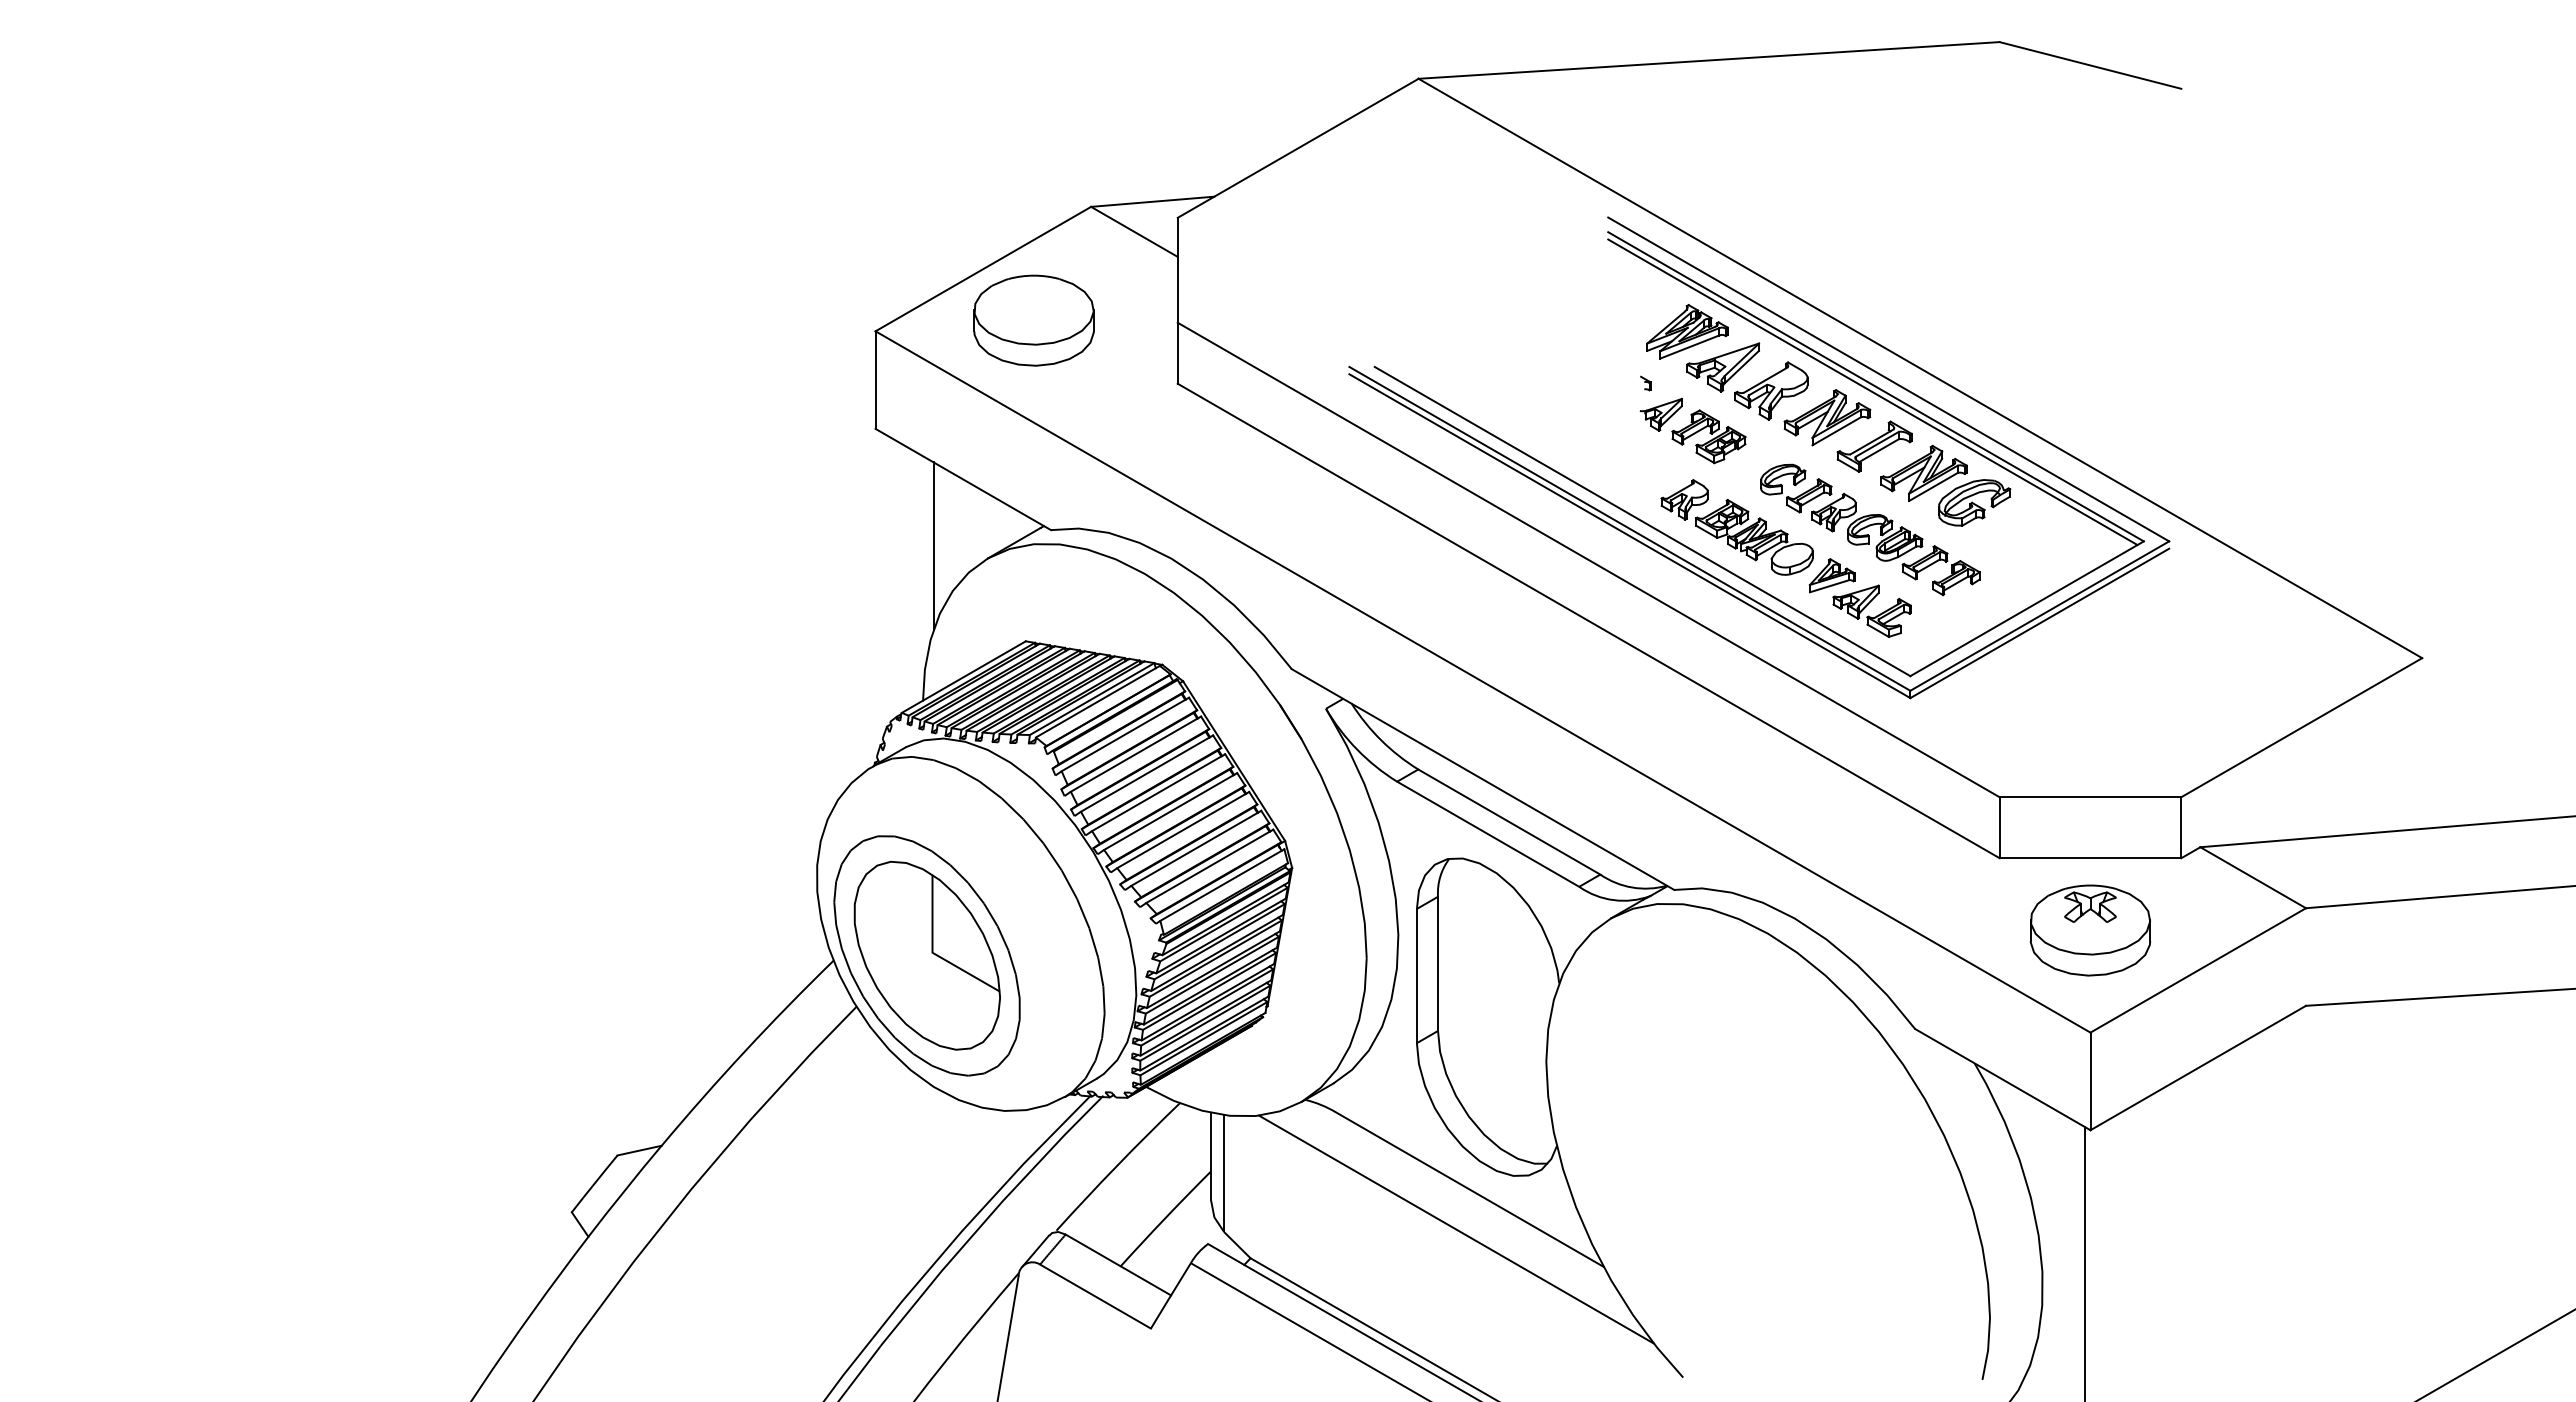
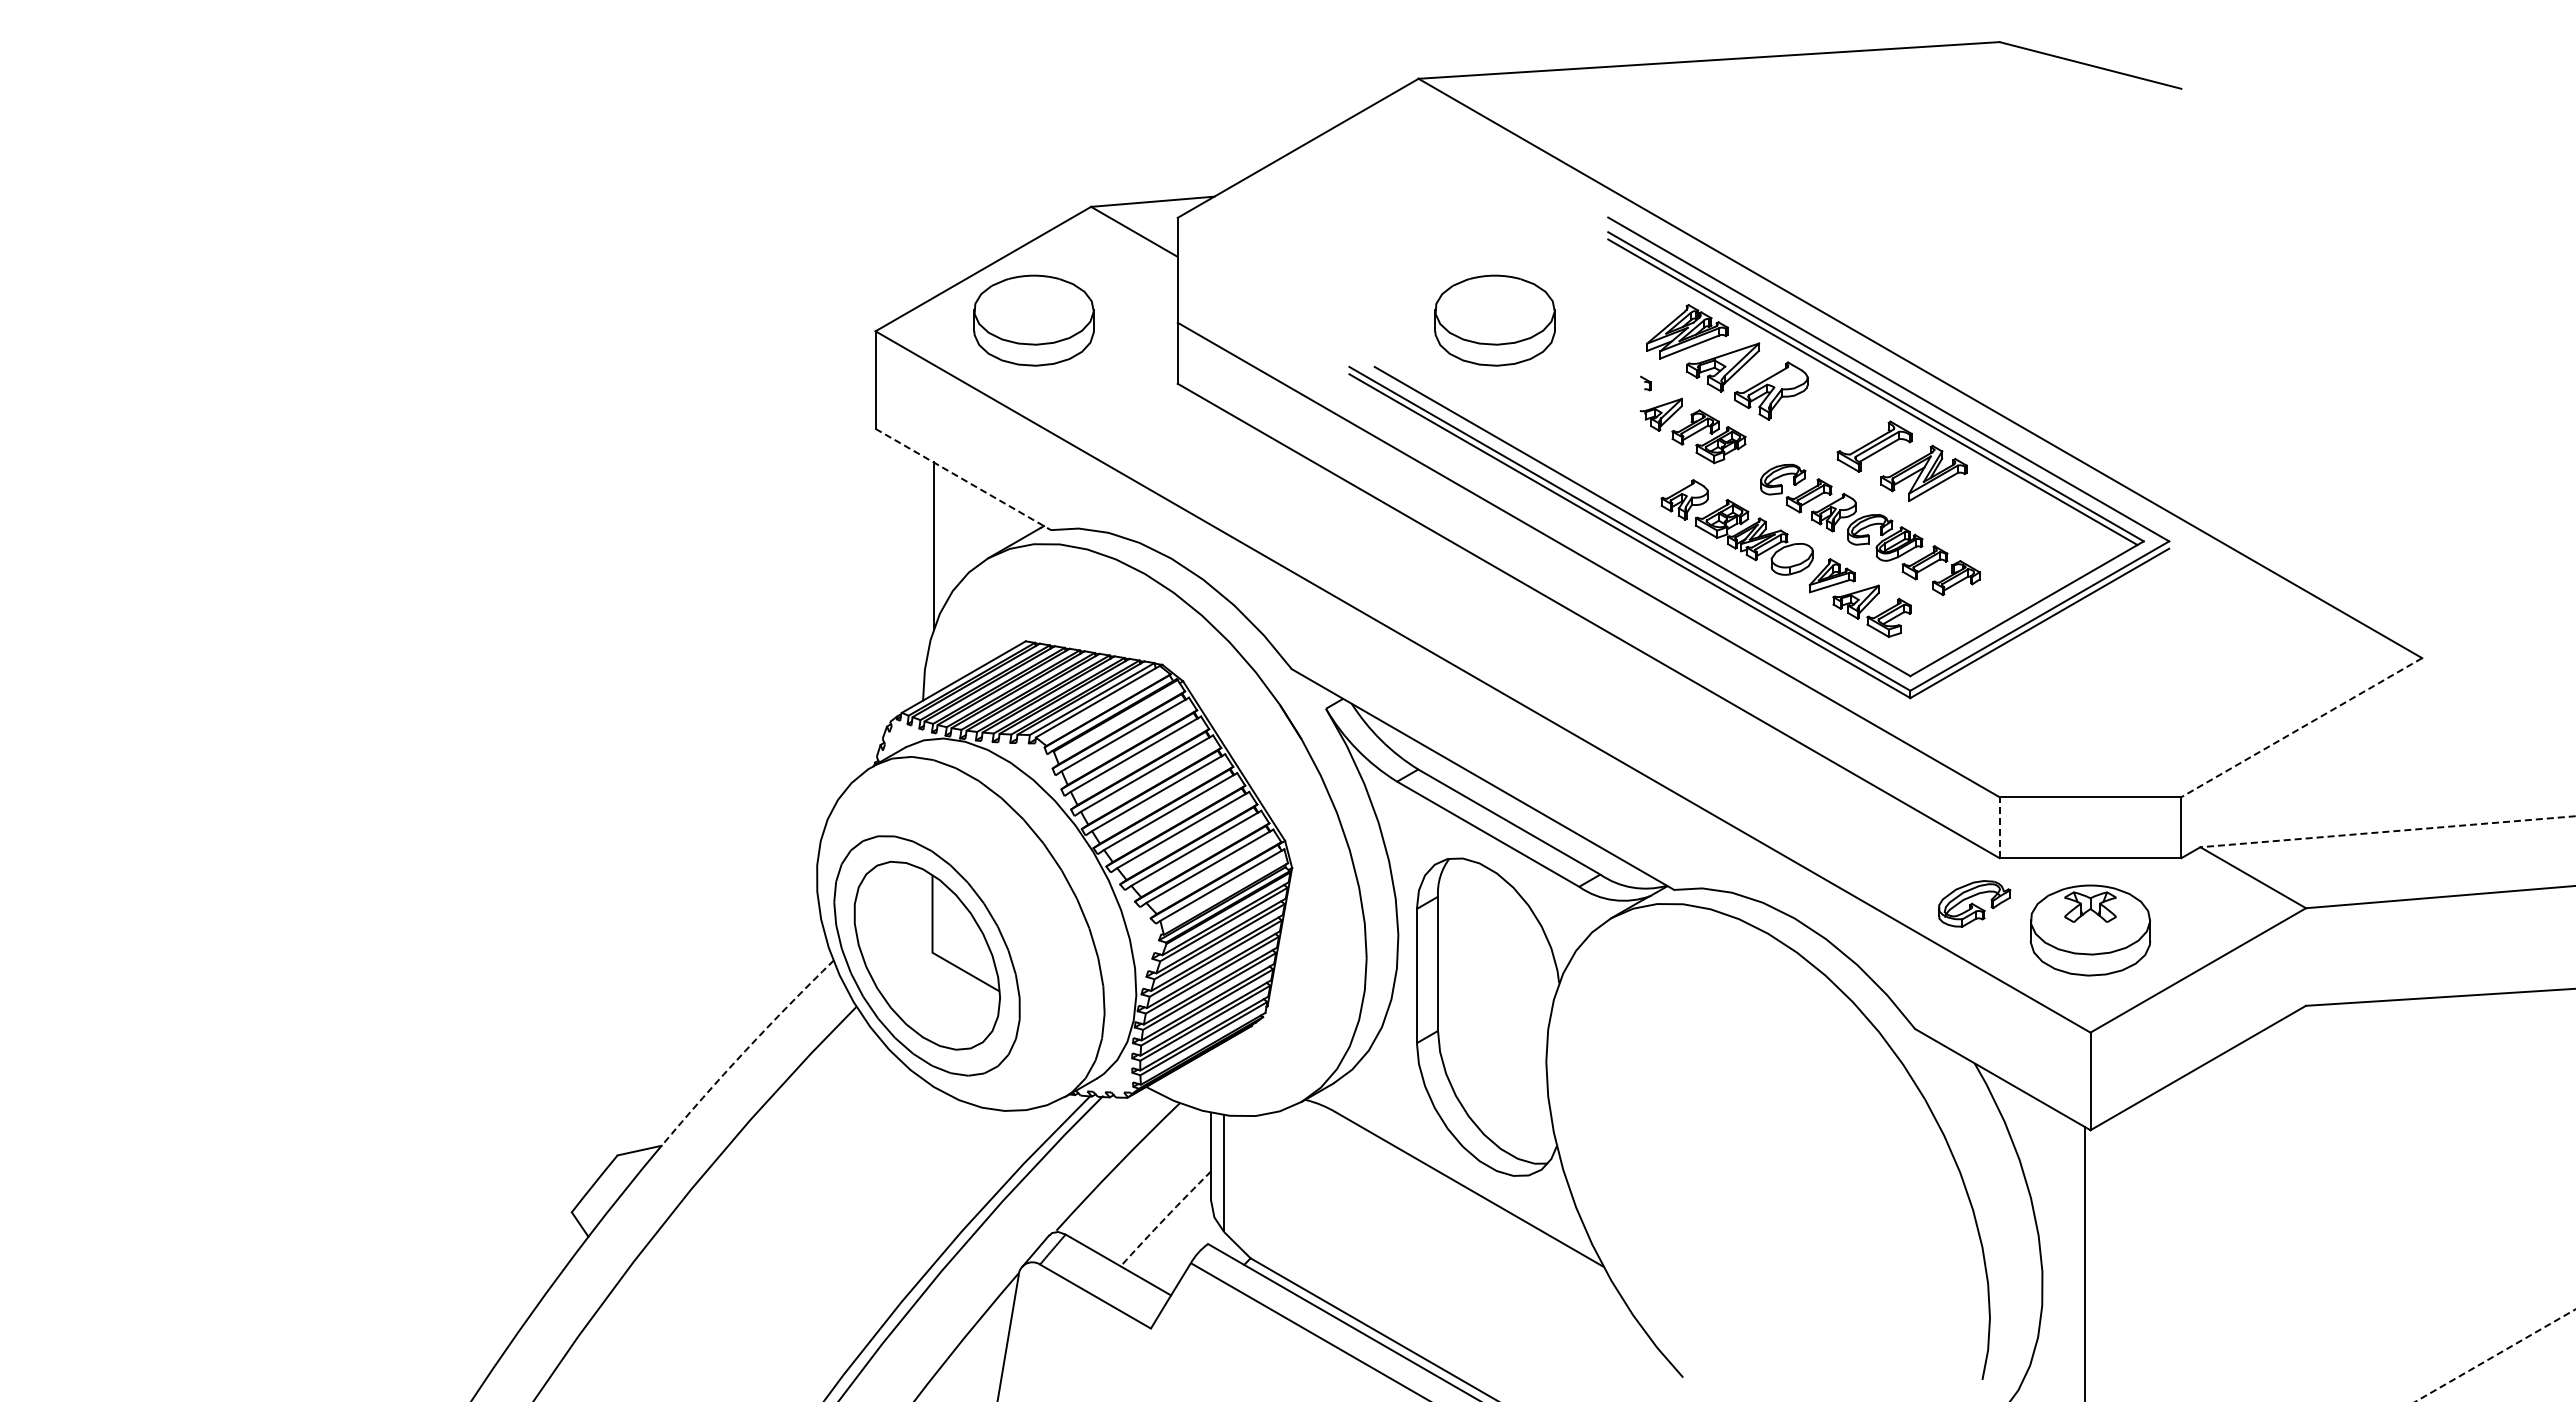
part: none -> present (1494, 320)
part: present -> none (1827, 417)
line: solid -> dashed (963, 479)
part position: (1974, 502) -> (1974, 903) (1974, 903)
line: solid -> dashed (2301, 727)
line: solid -> dashed (1999, 827)
line: solid -> dashed (2387, 831)
arc: solid -> dashed (745, 1050)
arc: solid -> dashed (1165, 1218)
line: present -> none (1456, 1229)
line: solid -> dashed (2495, 1355)
